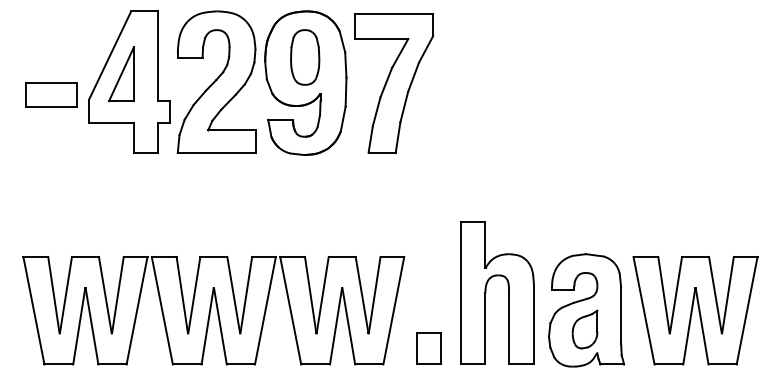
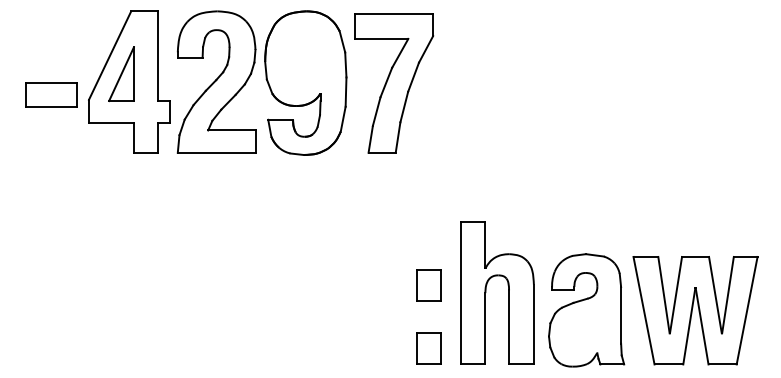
part: present -> none (305, 57)
part: none -> present (428, 285)
part: present -> none (213, 310)
part: present -> none (584, 329)
